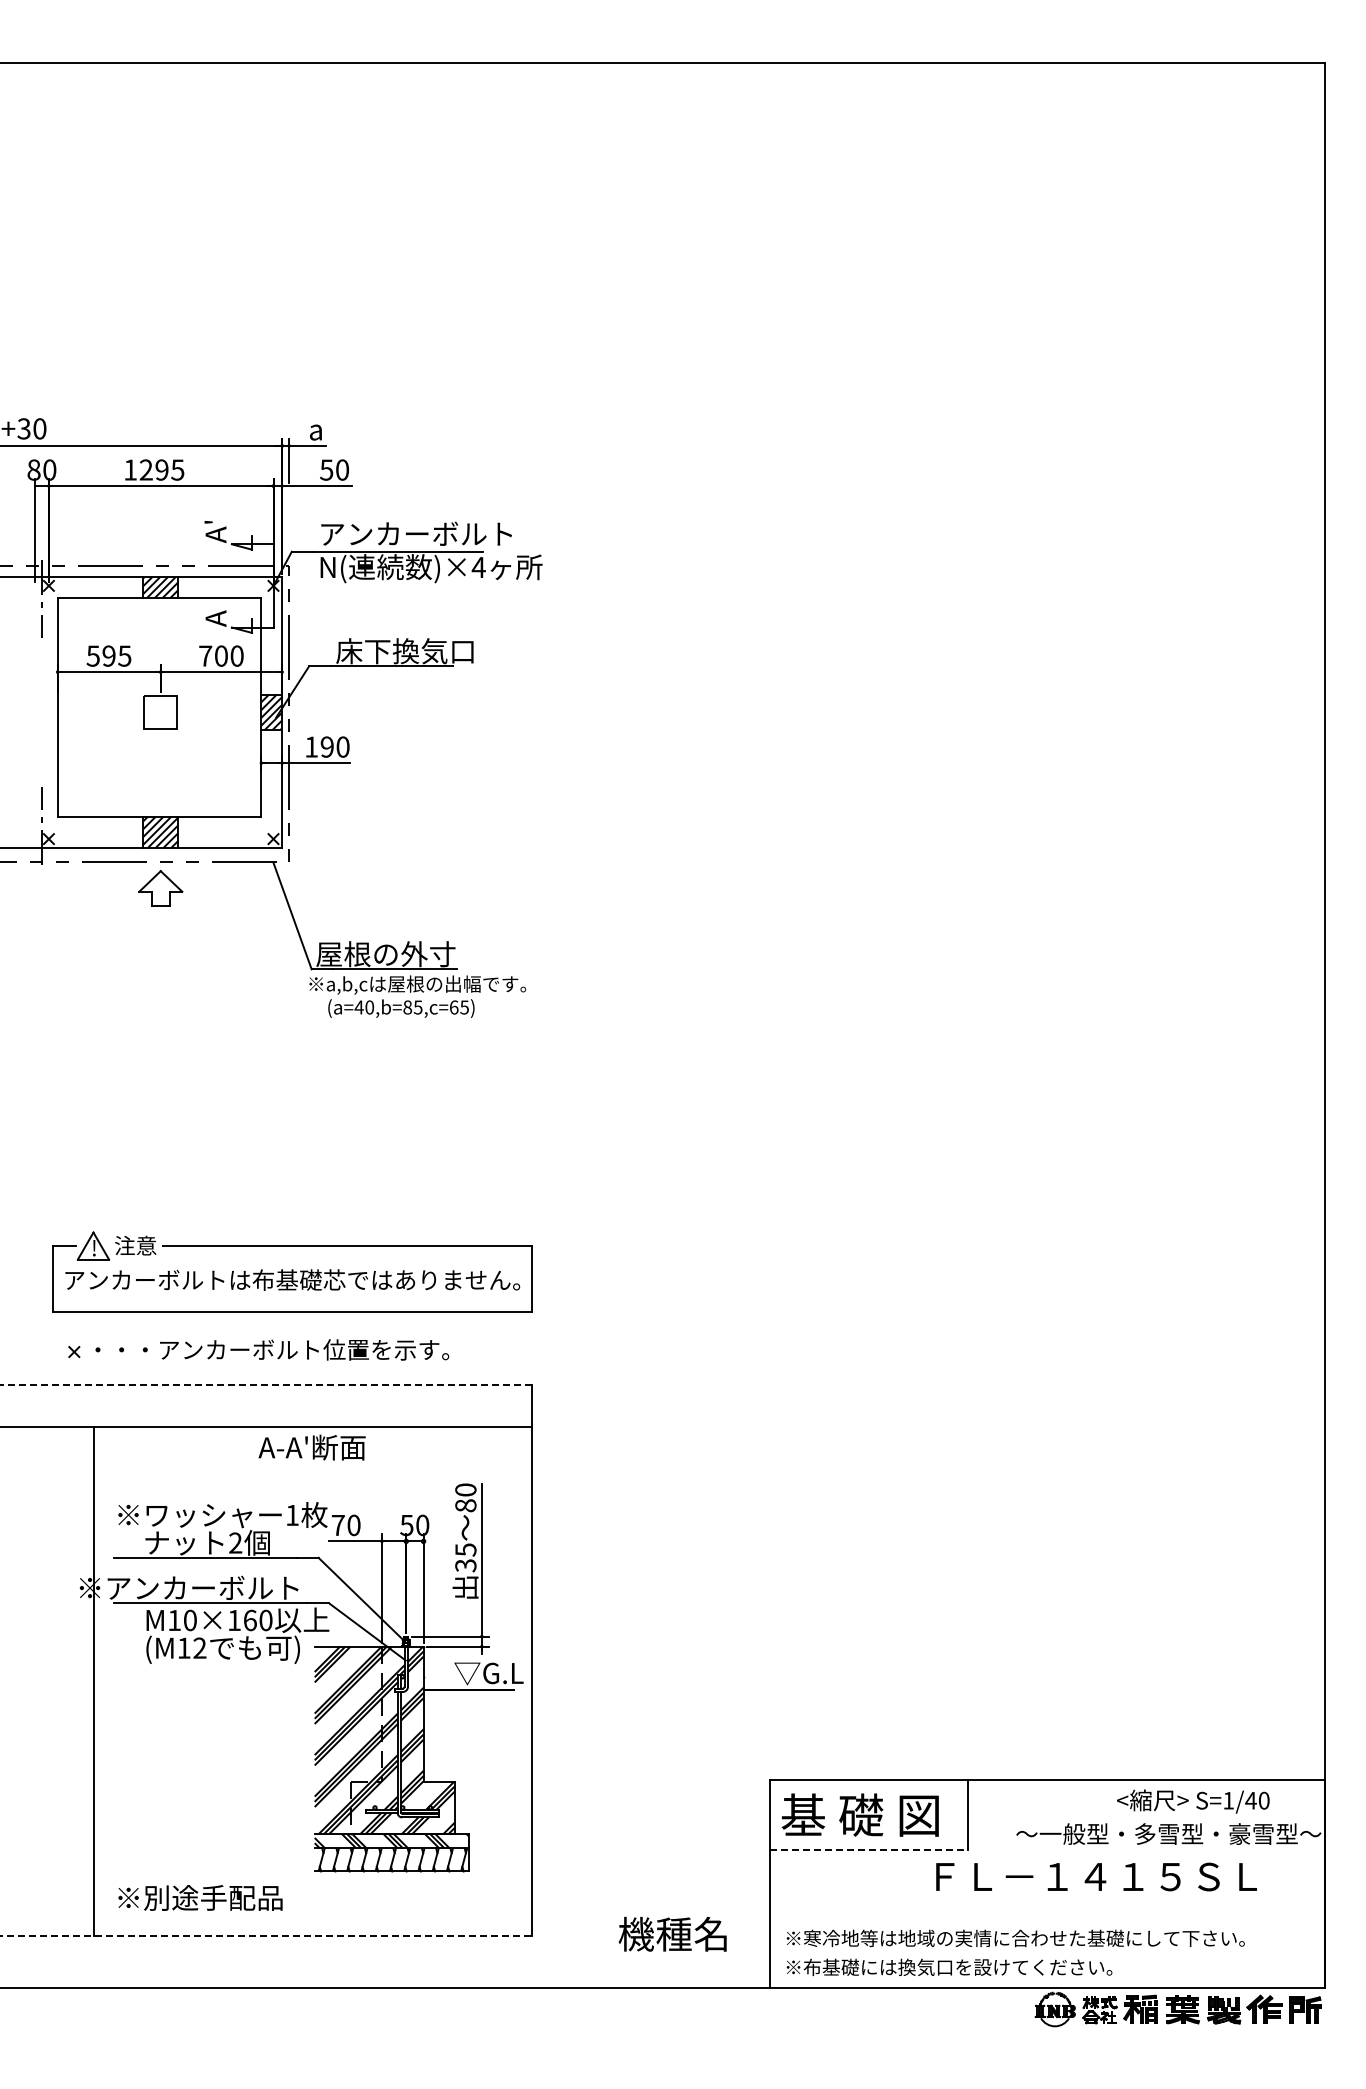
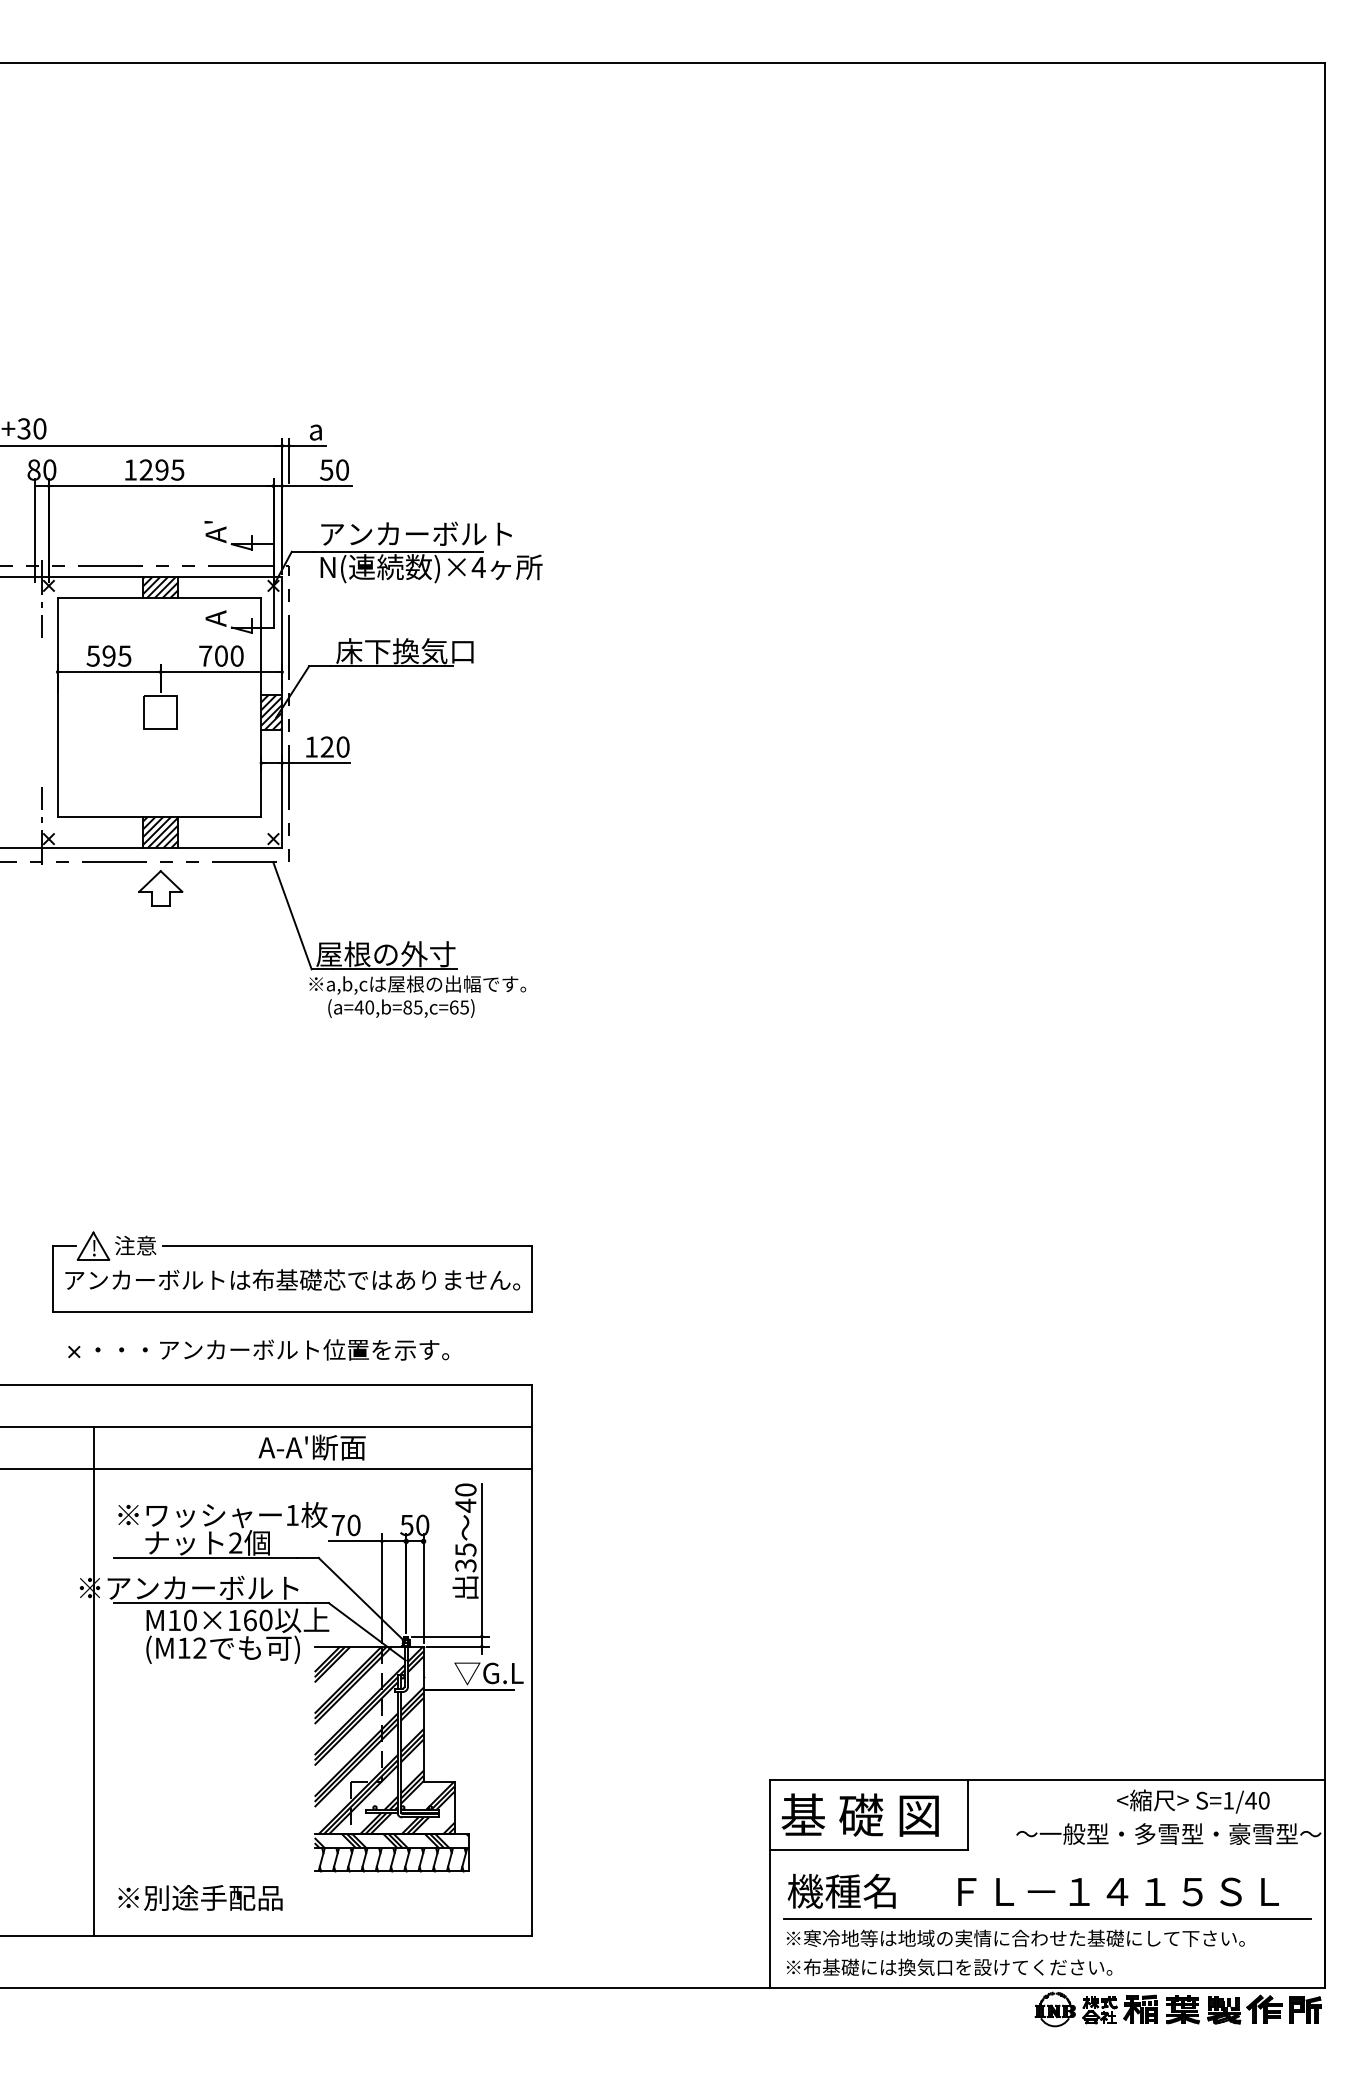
text: 190 -> 120 (326, 746)
line: dashed -> solid (266, 1385)
line: none -> present (267, 1468)
text: 80 -> 40 (465, 1505)
line: dashed -> solid (869, 1849)
text position: (1096, 1876) -> (1118, 1891) (1118, 1891)
line: none -> present (1047, 1919)
text position: (672, 1933) -> (841, 1890) (841, 1890)
line: dashed -> solid (266, 1936)
